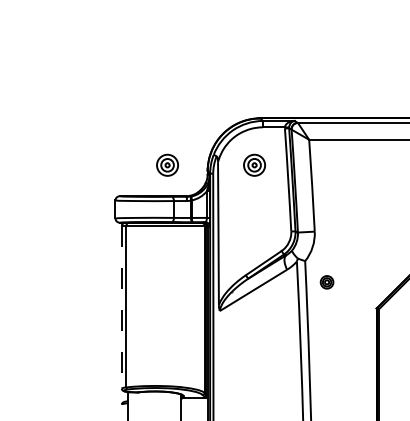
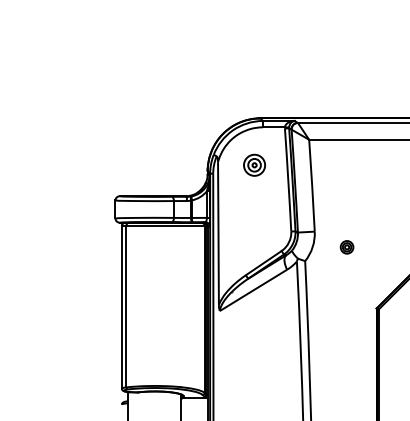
part: present -> none (167, 164)
part position: (326, 282) -> (346, 247) (346, 247)
line: dashed -> solid (121, 307)
